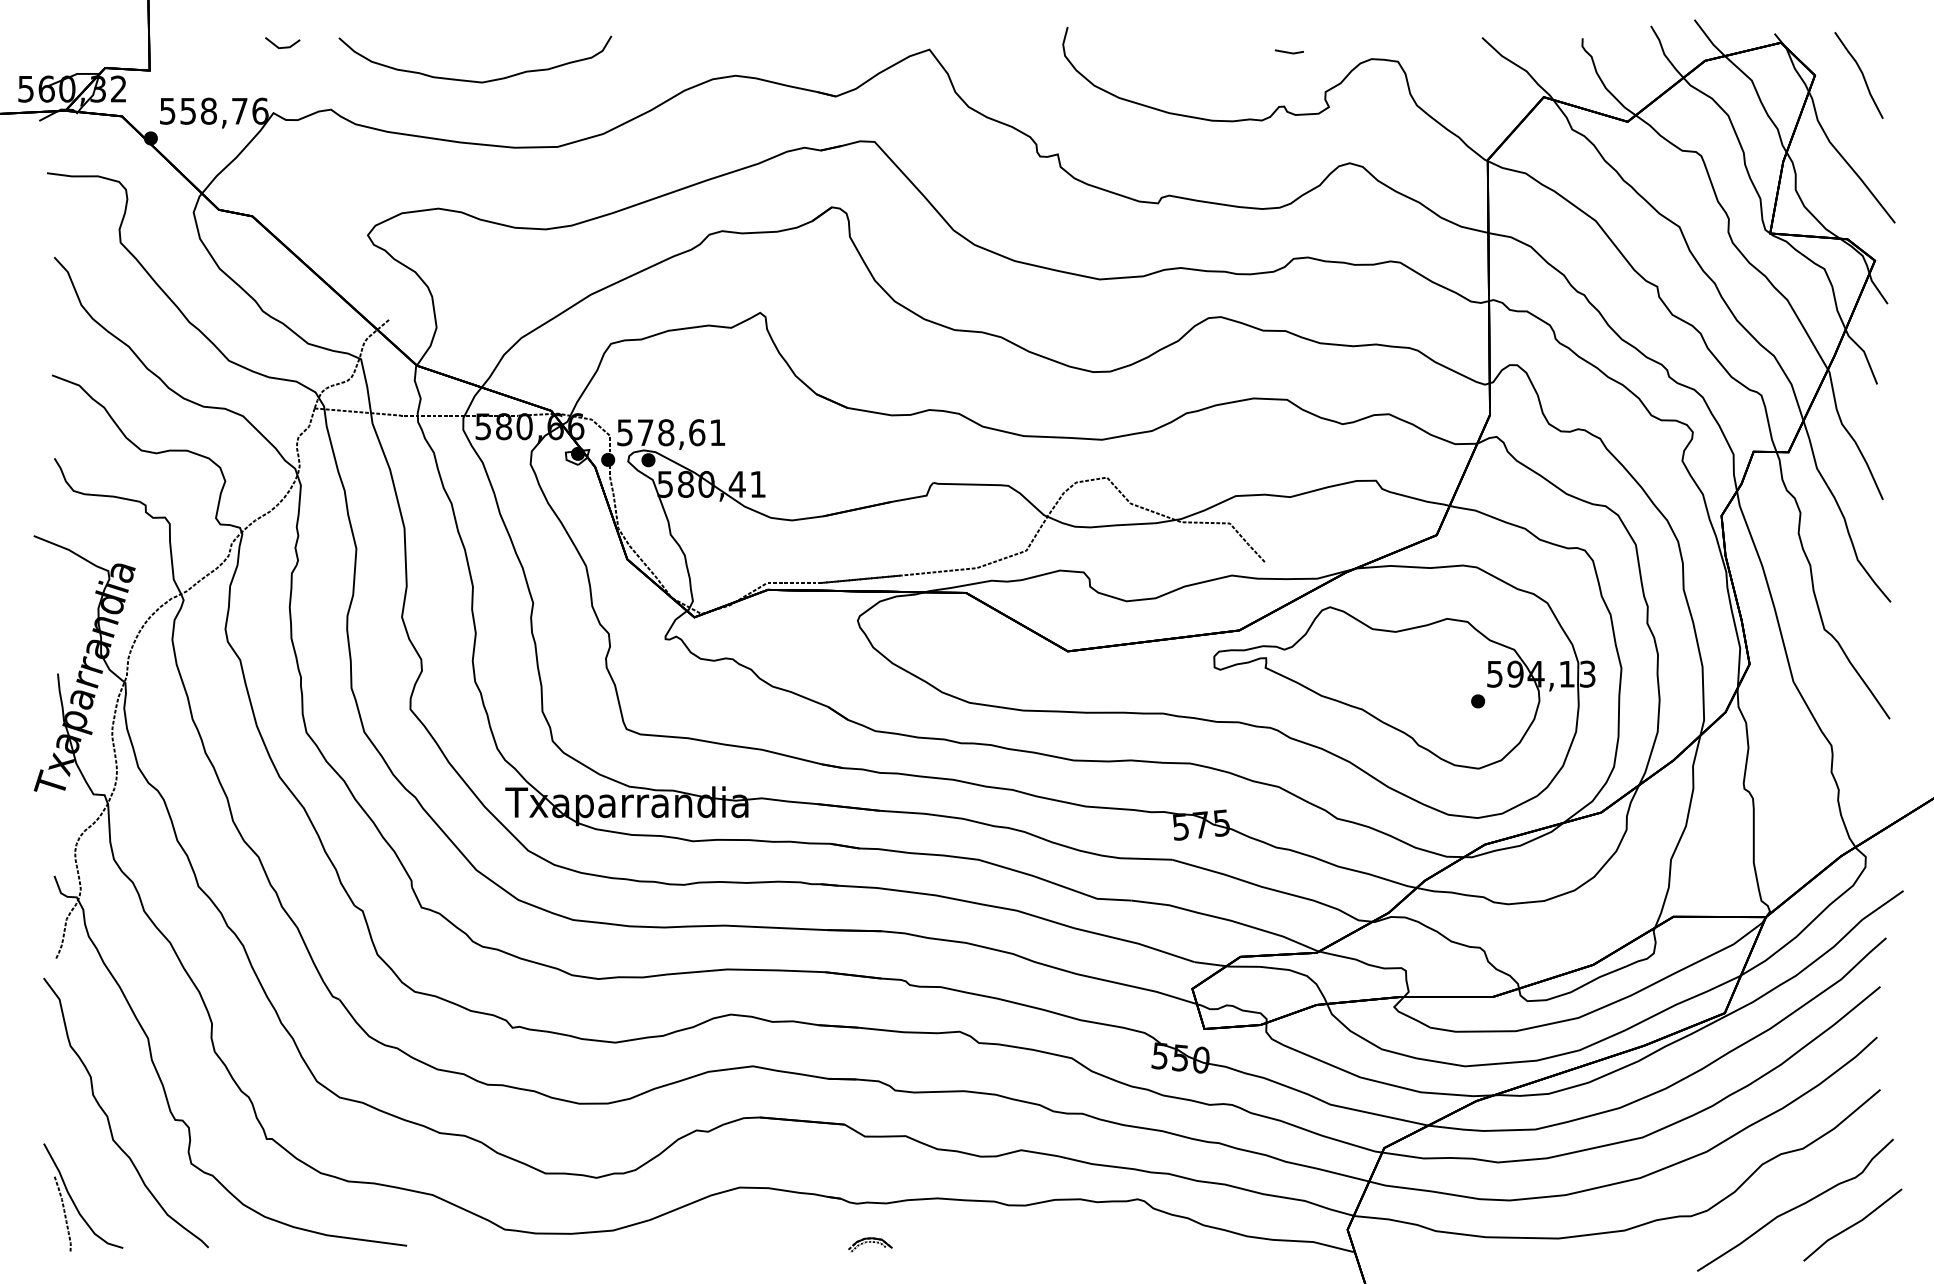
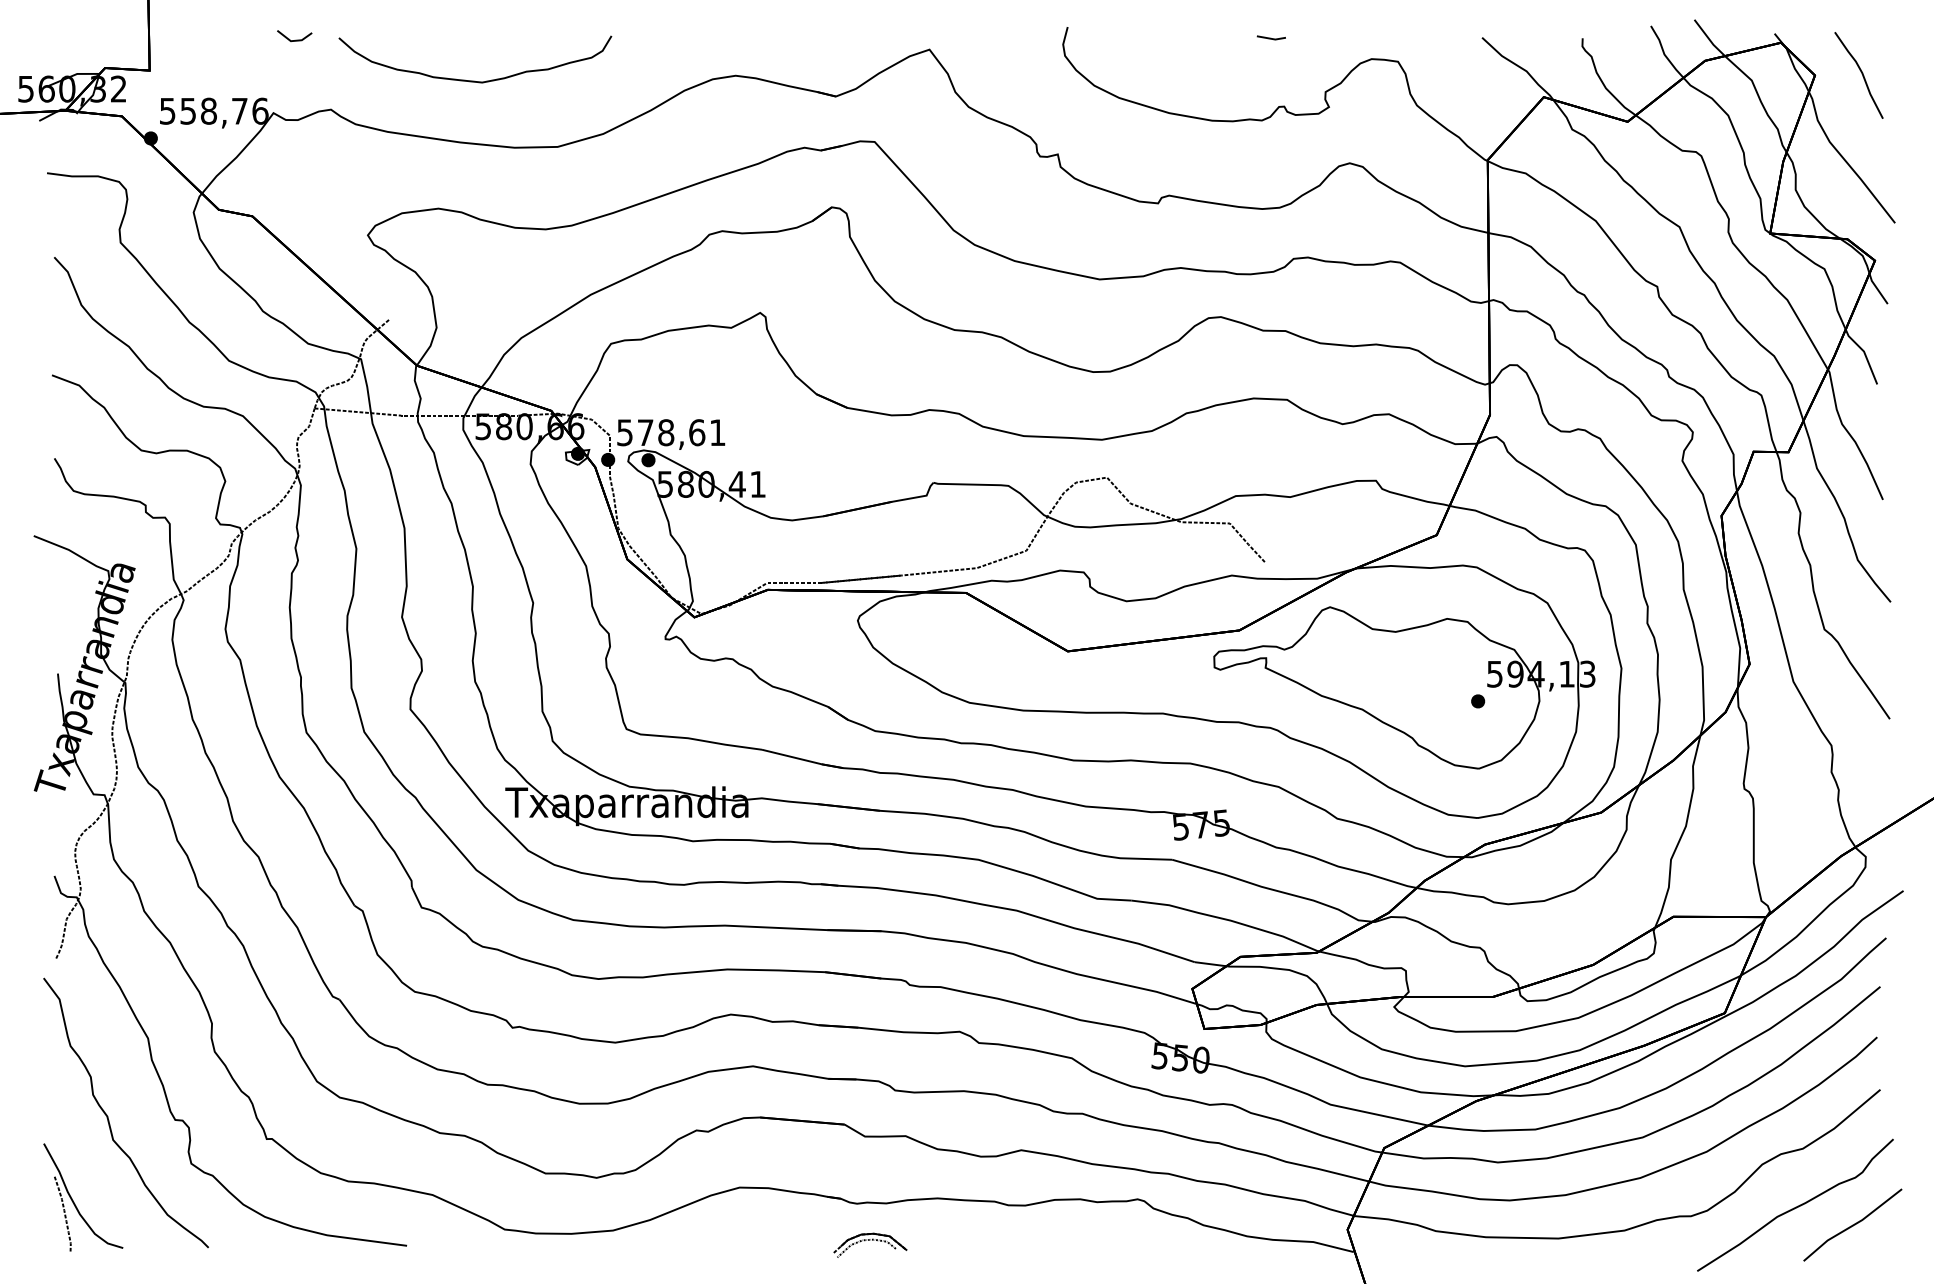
line position: (283, 46) -> (295, 39) (295, 39)
line position: (1288, 51) -> (1270, 37) (1270, 37)
part size: 45x16 px -> 75x26 px (870, 1244)
